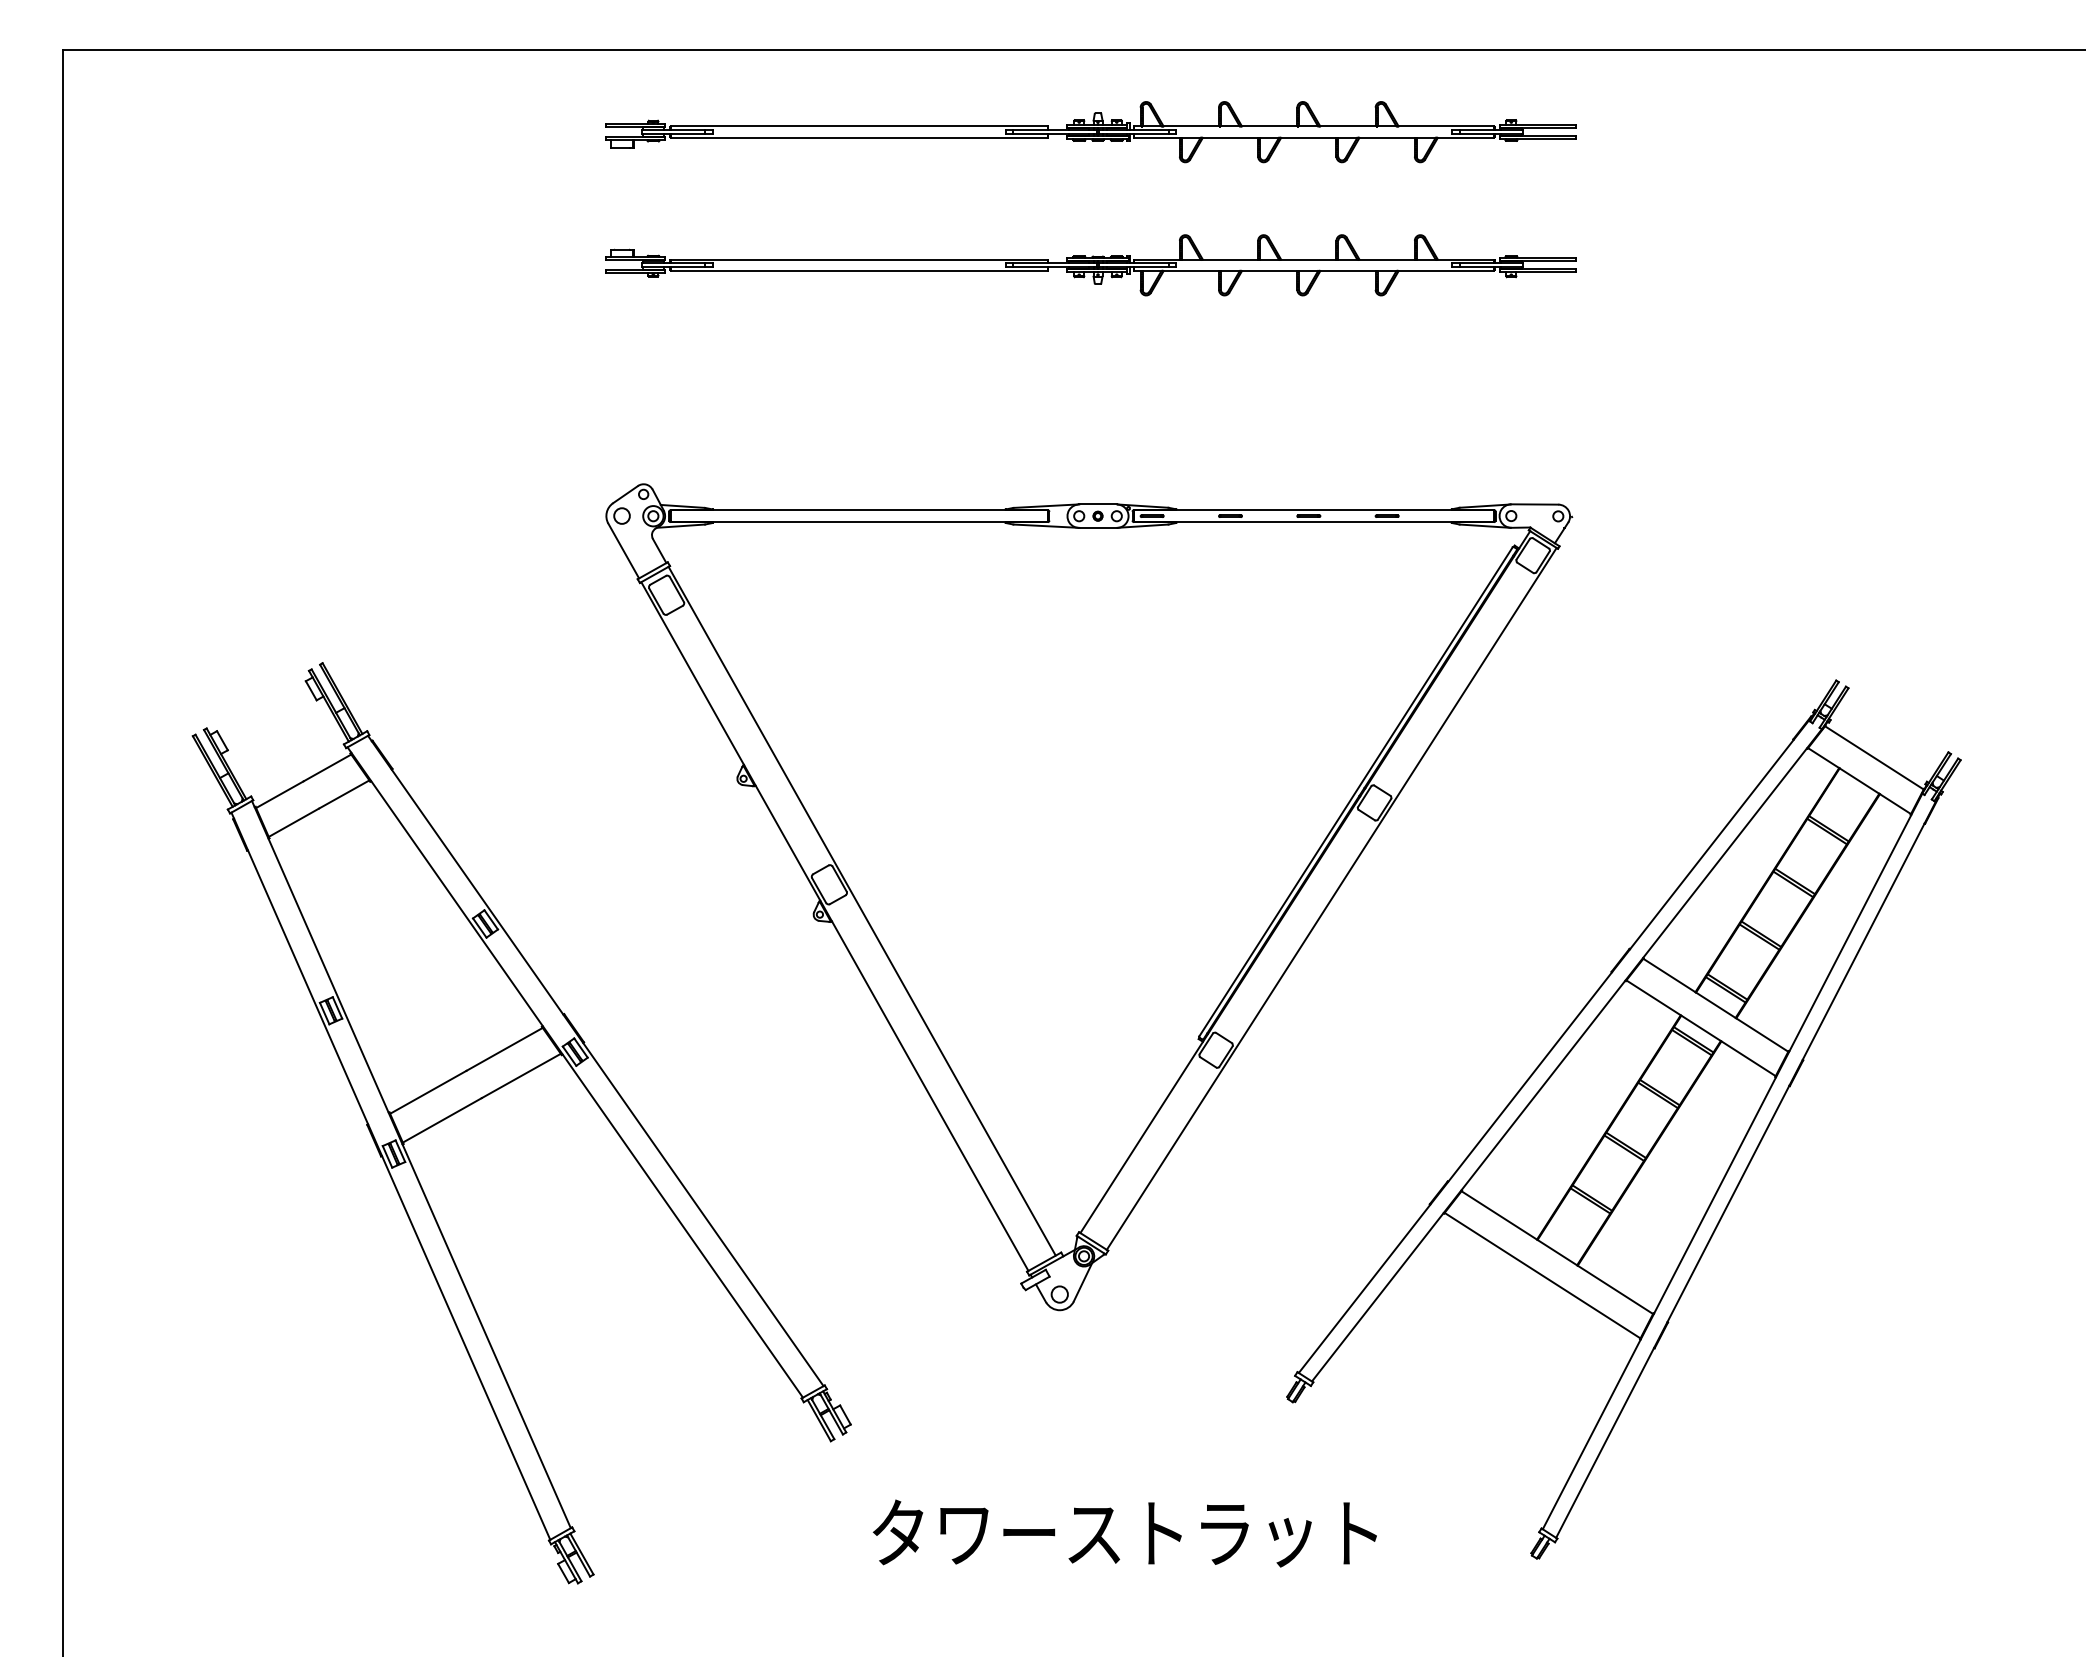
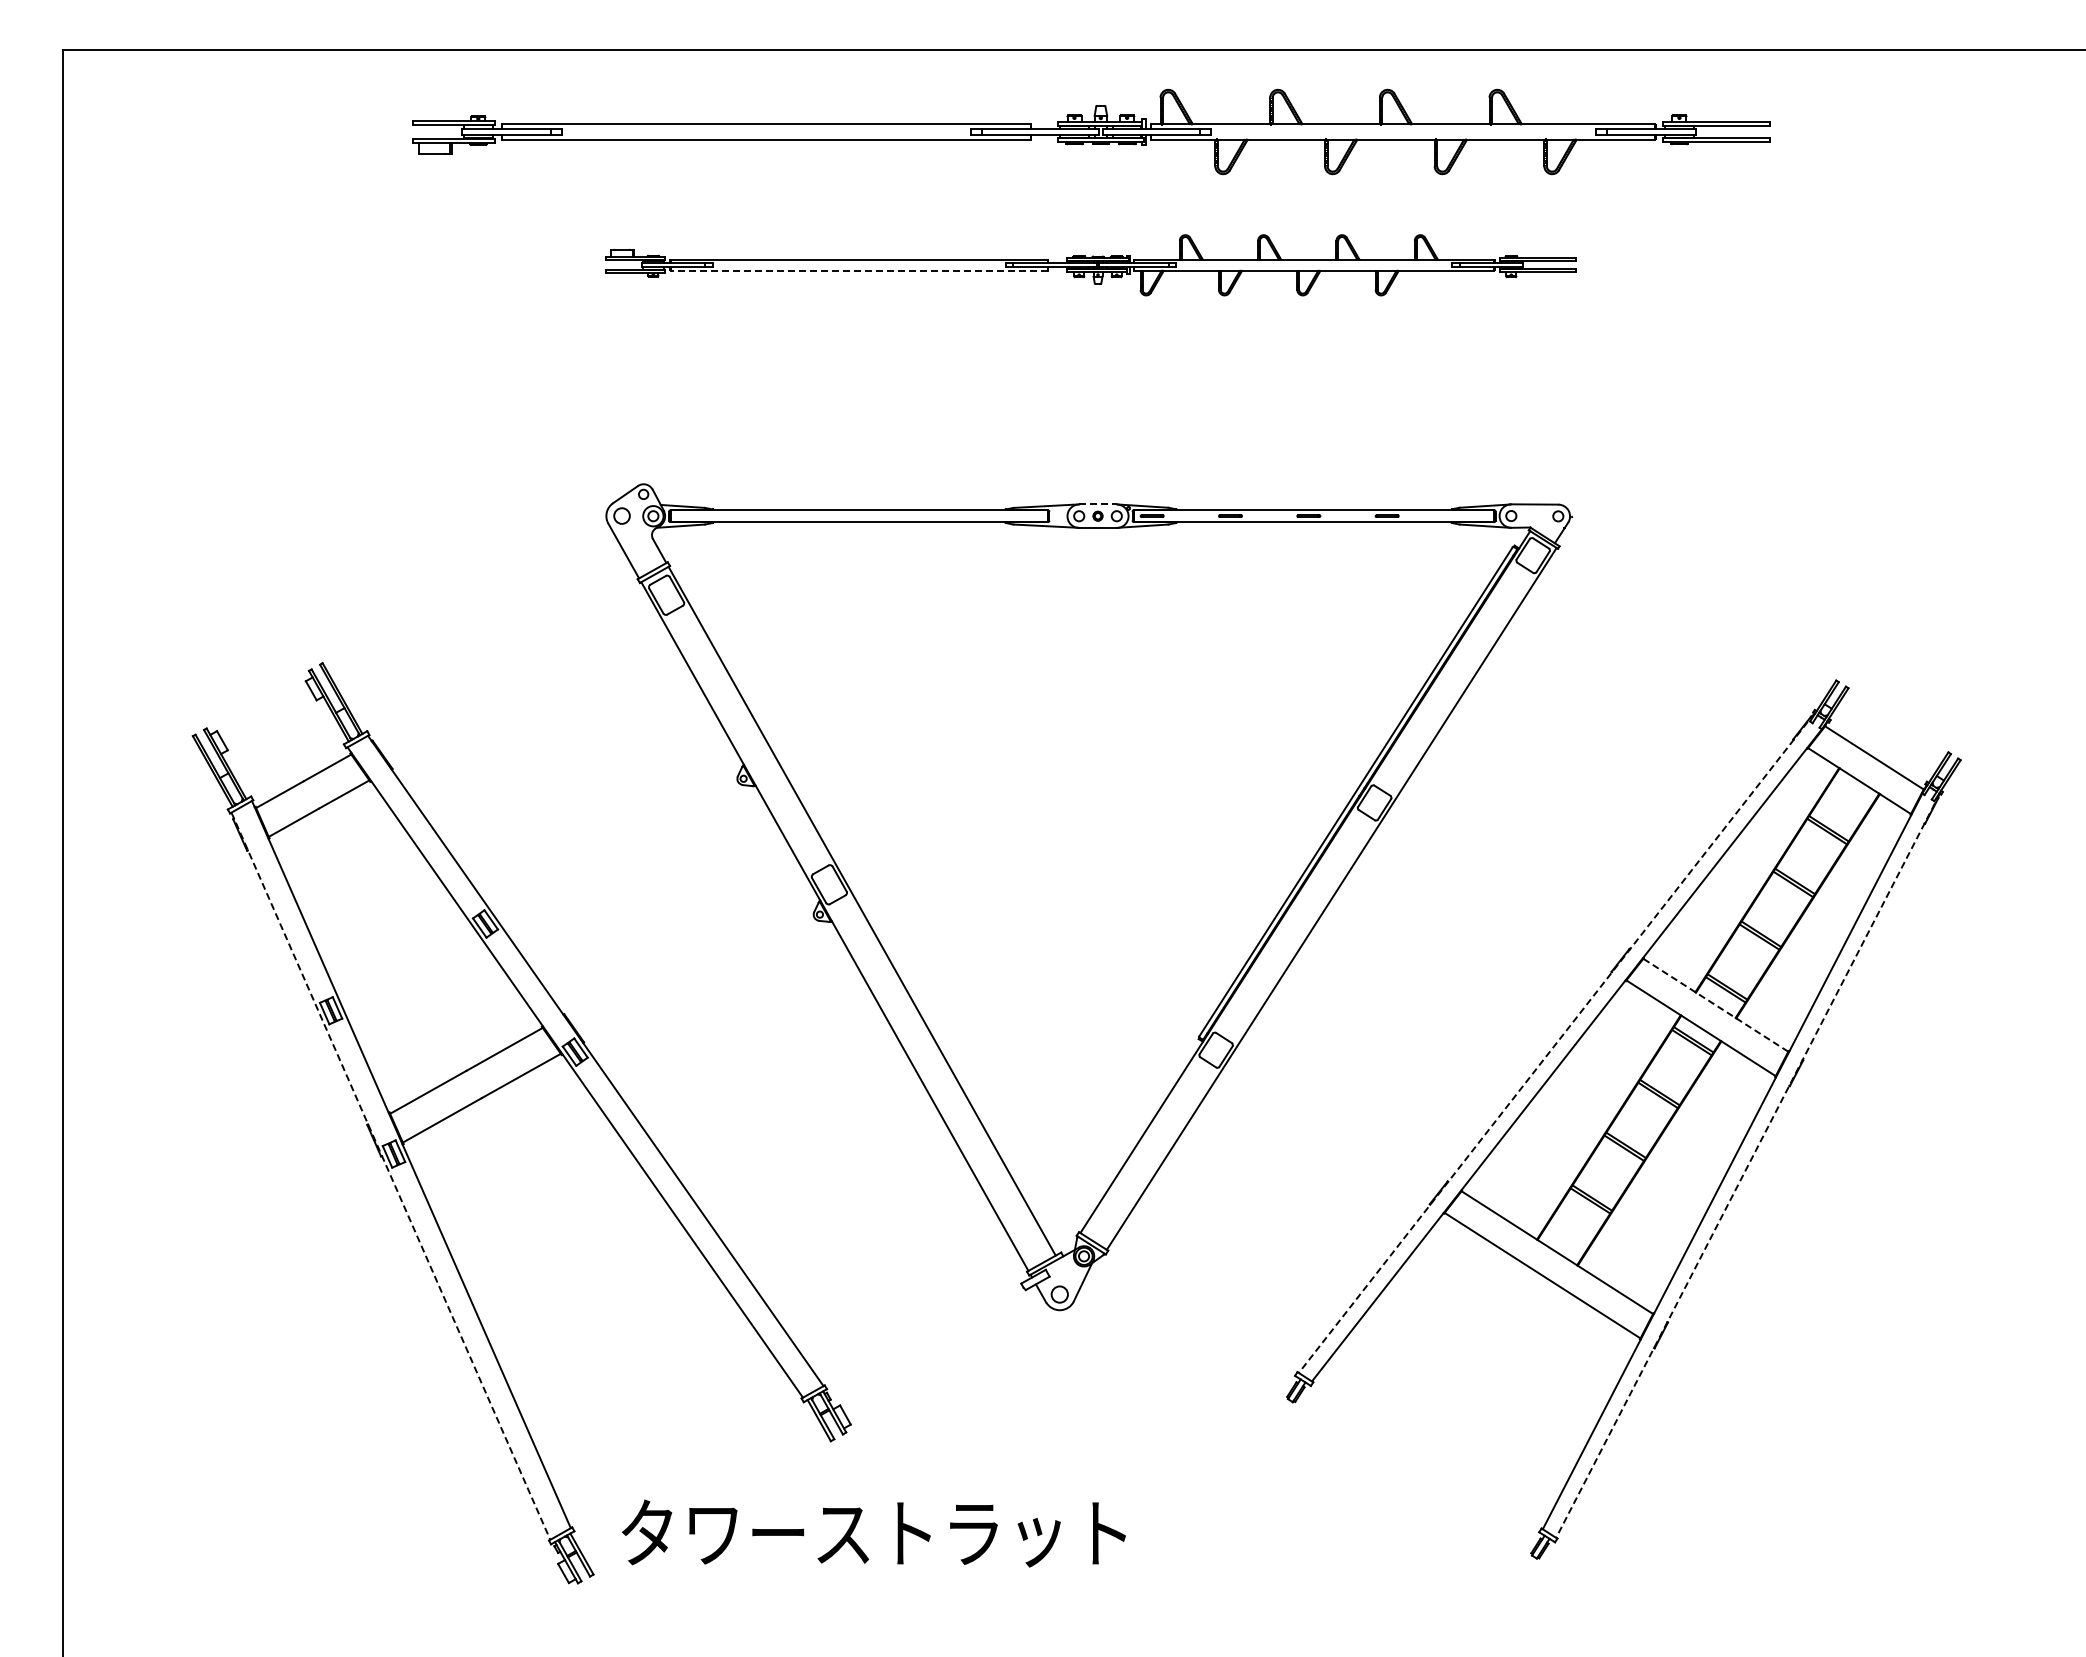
part size: 972x63 px -> 1359x88 px (1091, 131)
line: solid -> dashed (859, 271)
line: solid -> dashed (1098, 504)
line: solid -> dashed (1715, 1005)
line: solid -> dashed (1556, 1043)
line: solid -> dashed (1748, 1165)
line: solid -> dashed (390, 1176)
text position: (1124, 1533) -> (873, 1533) (873, 1533)
